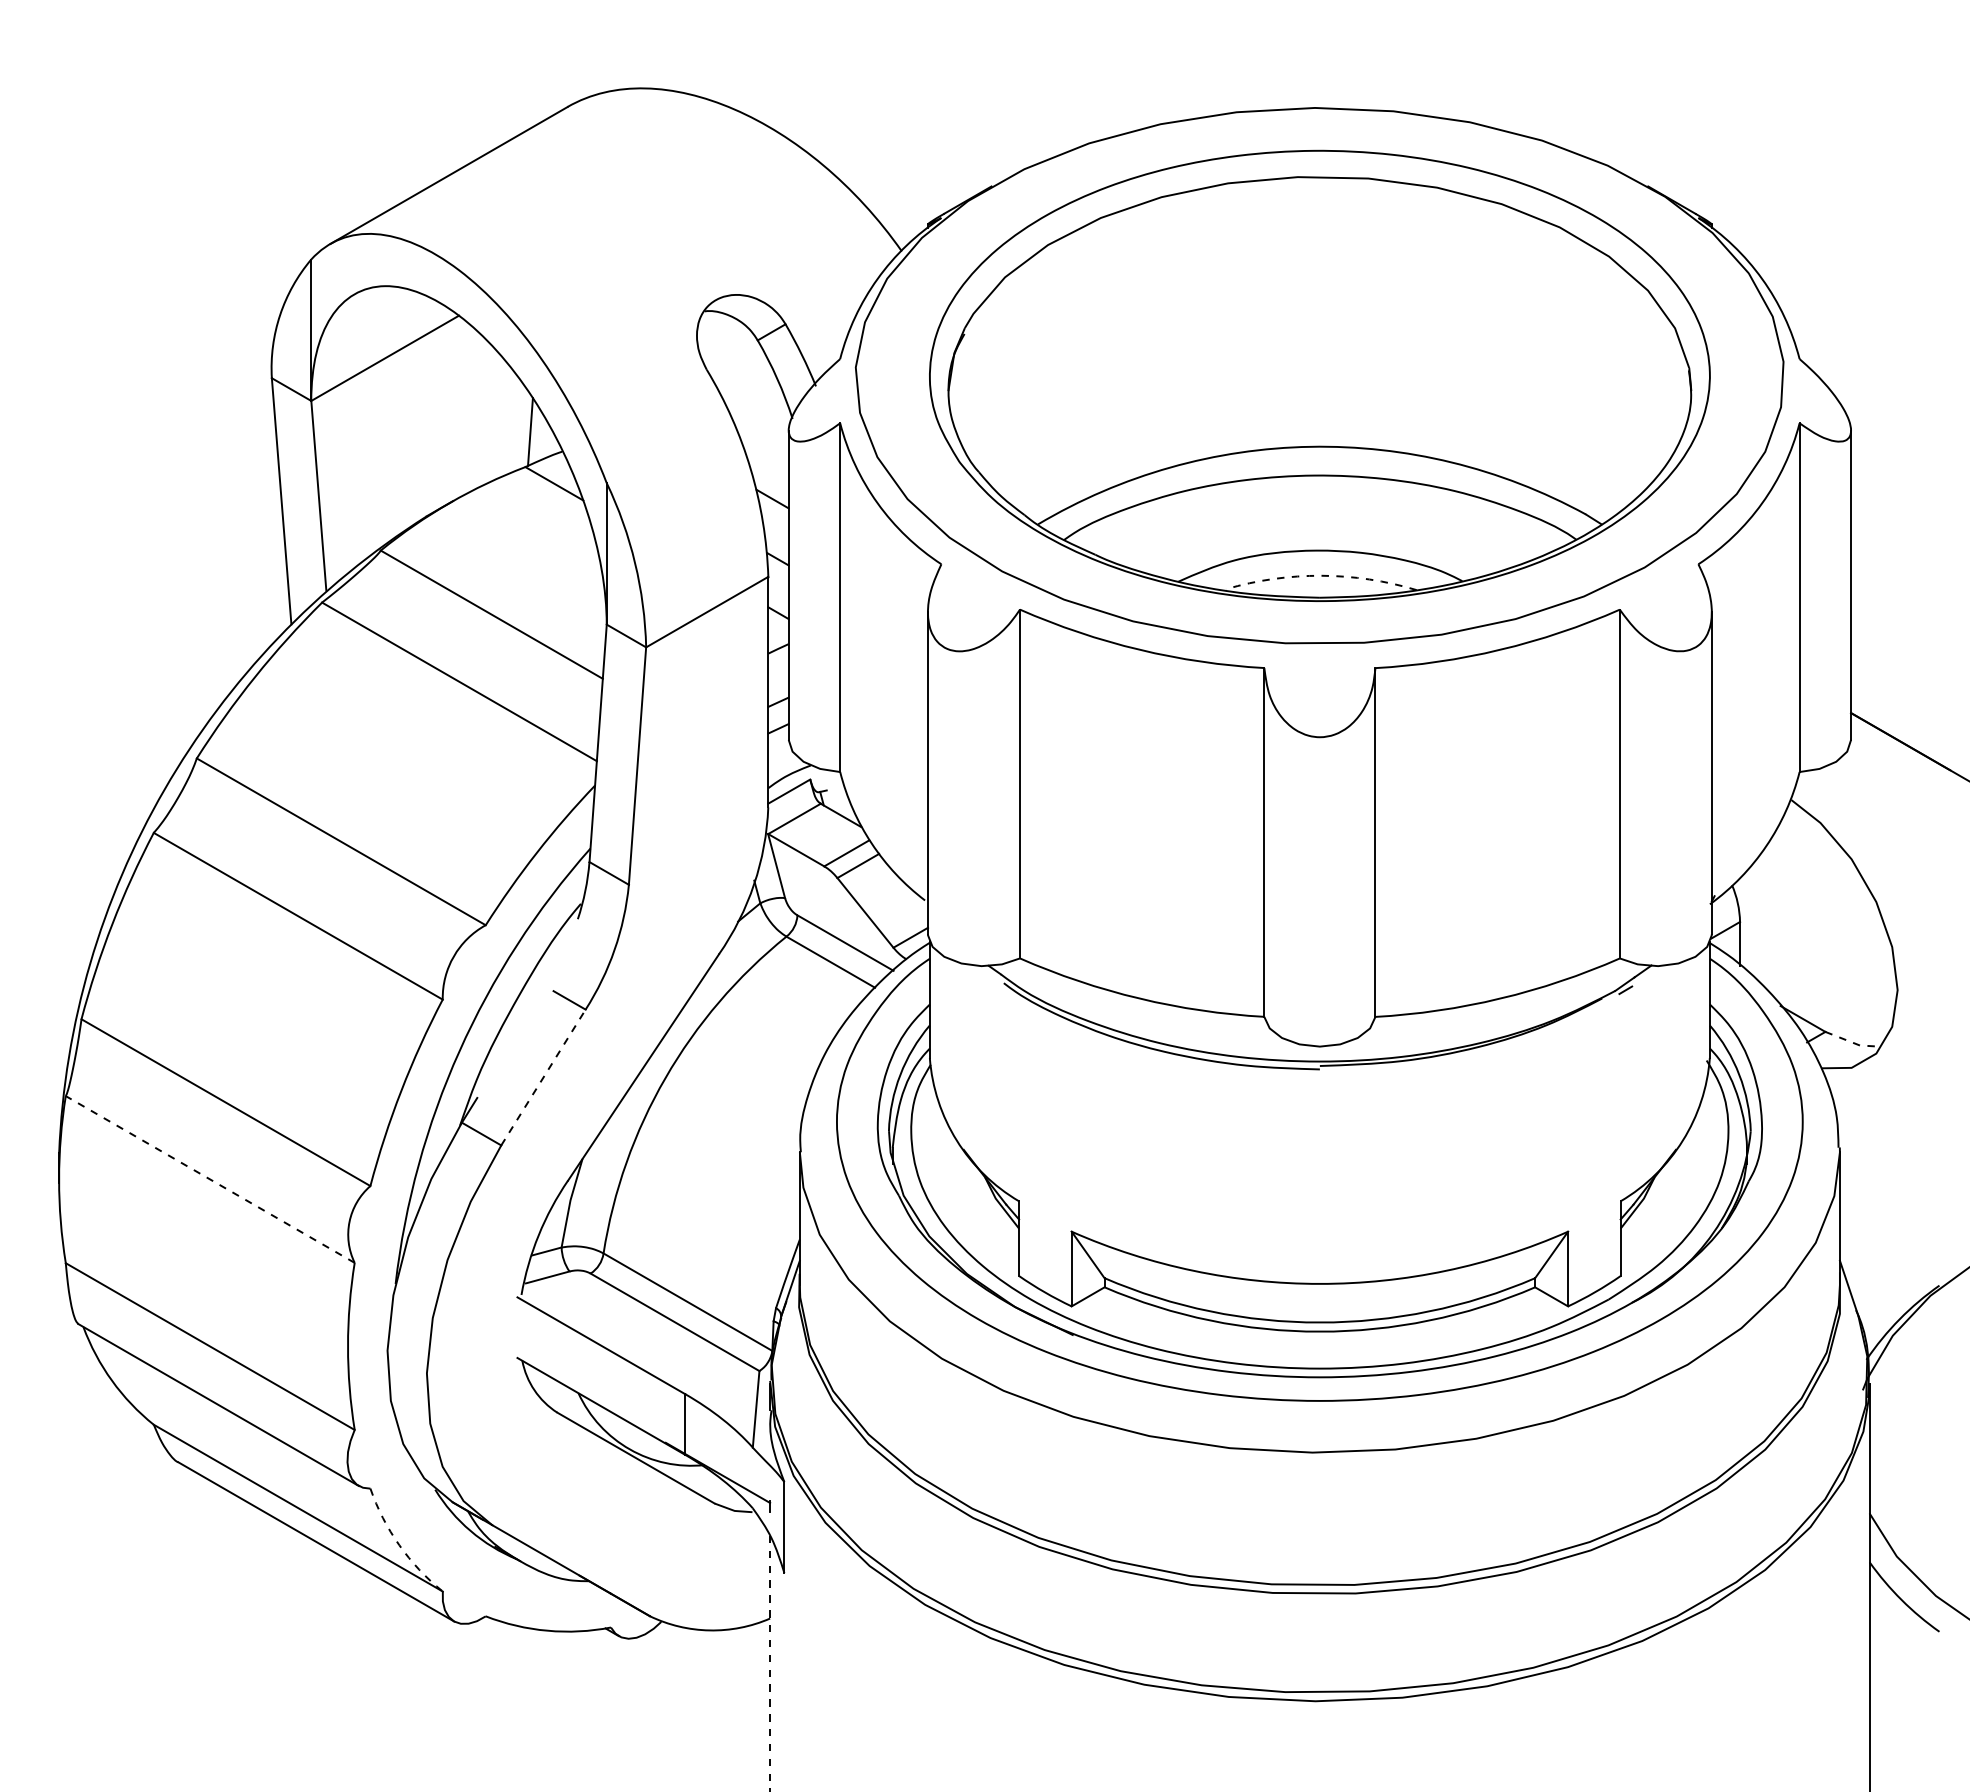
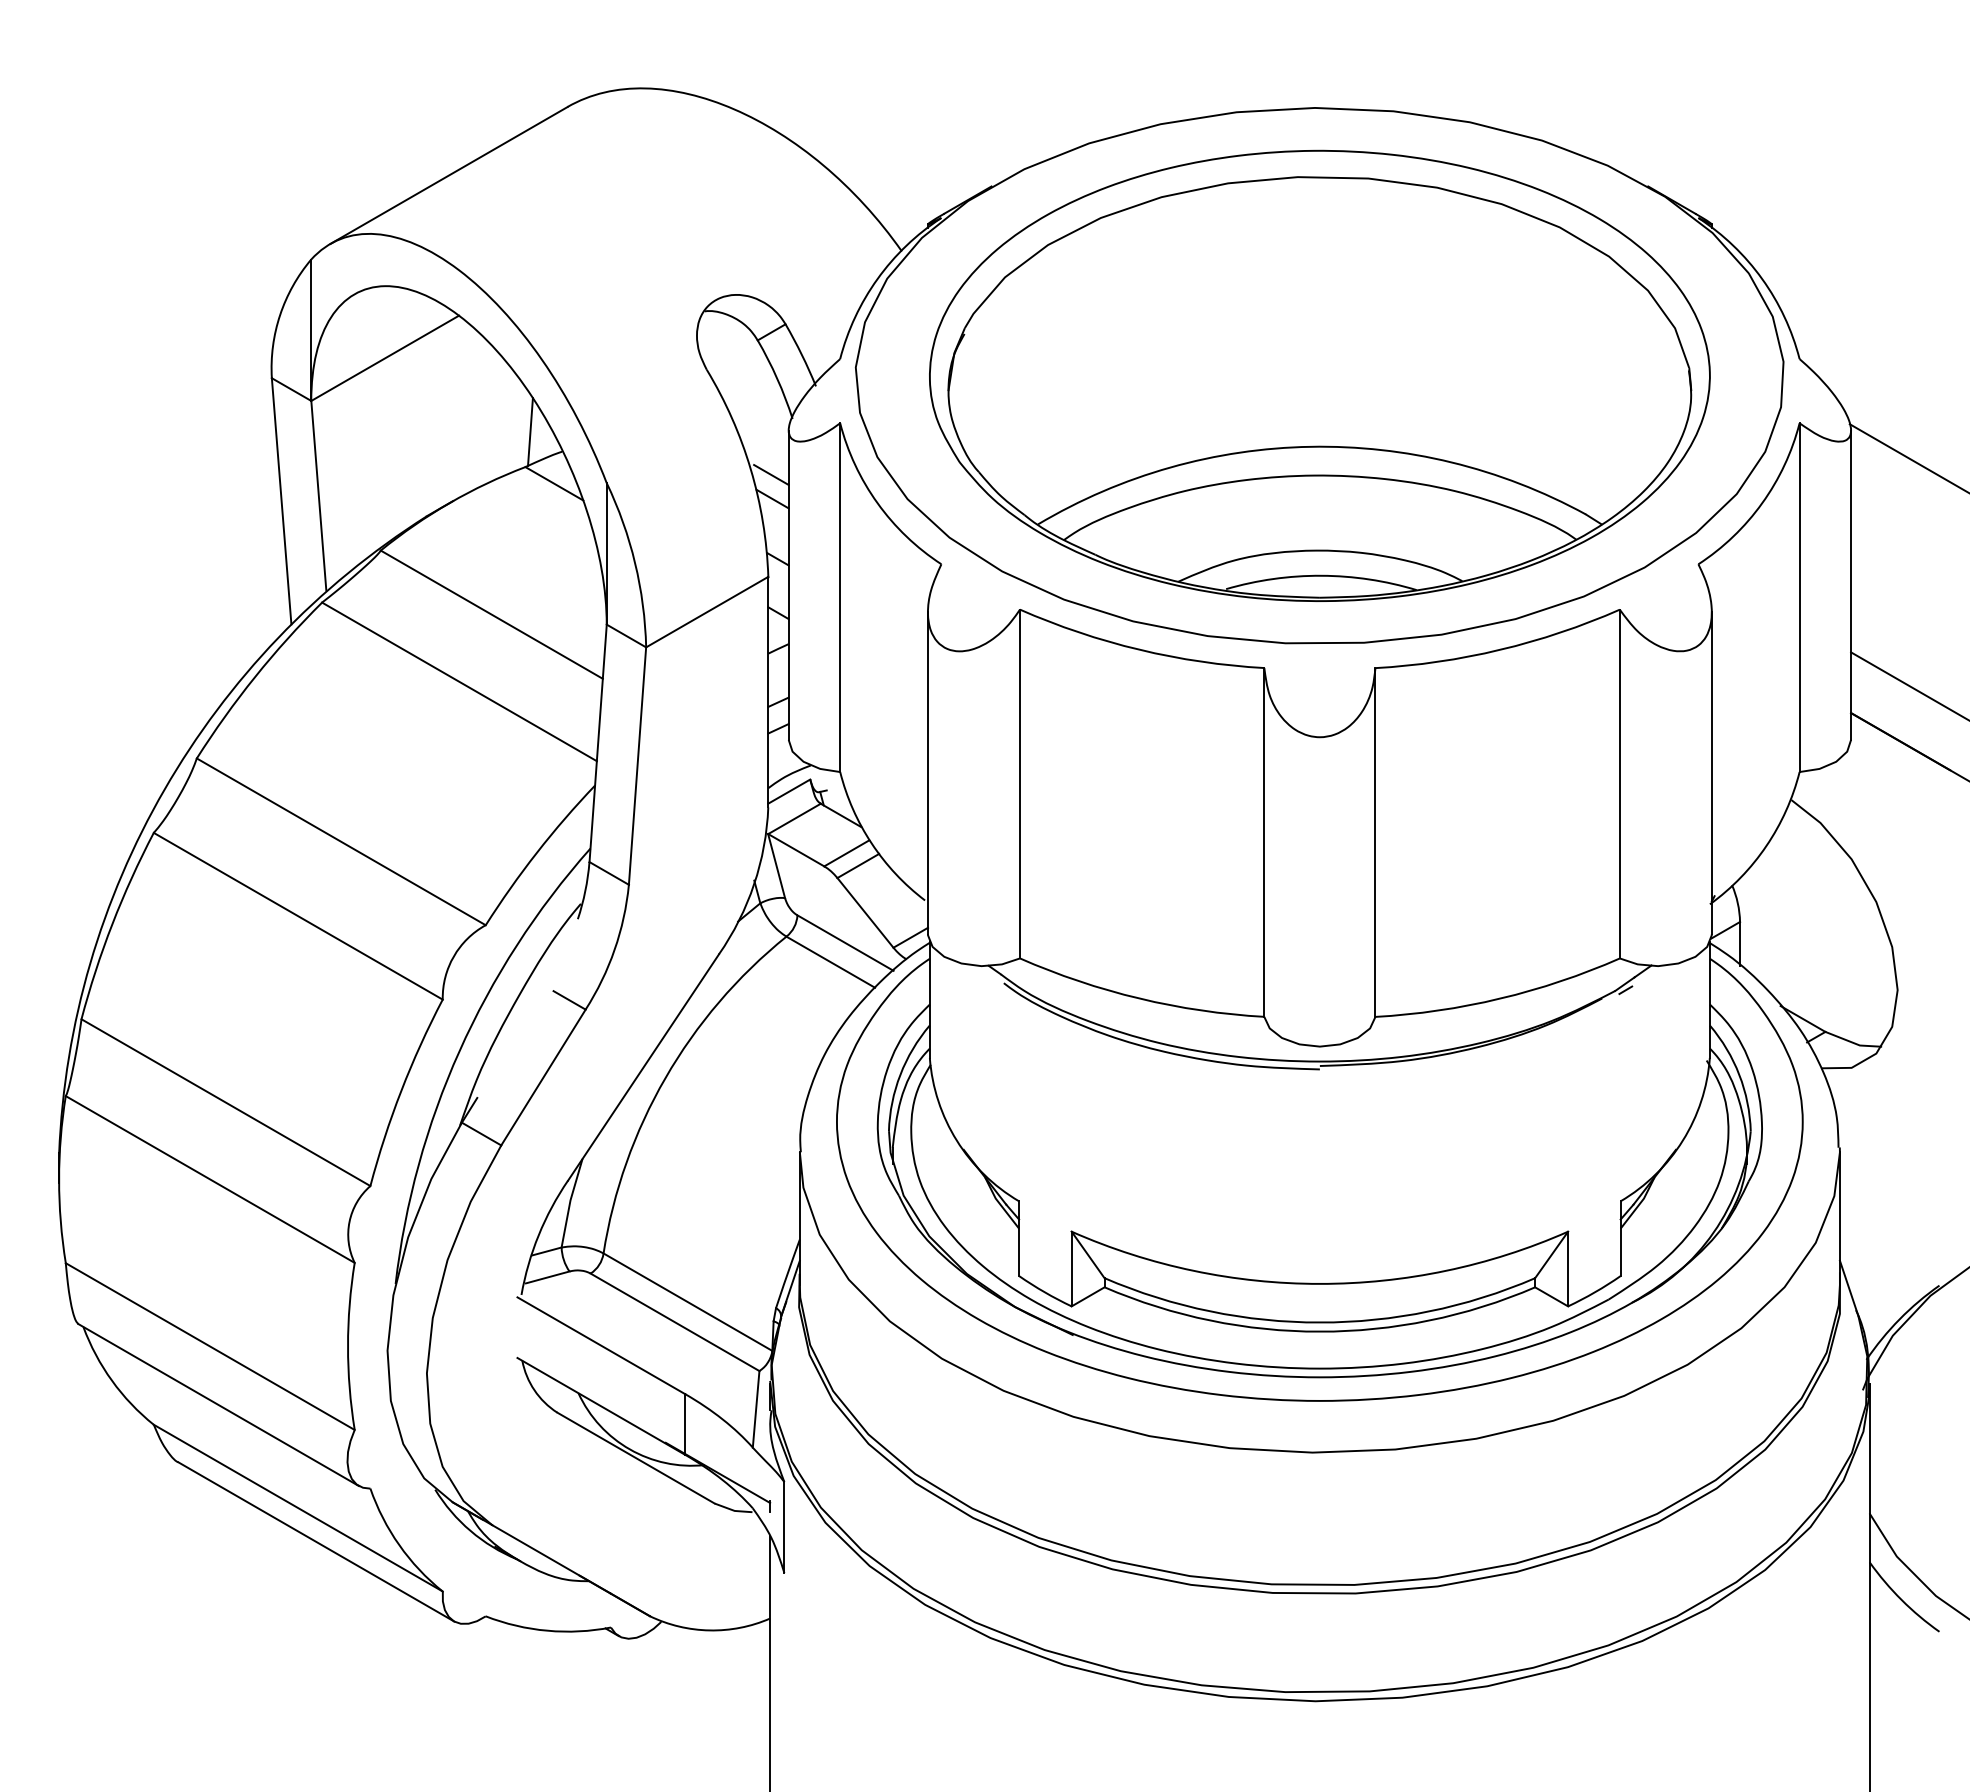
line: none -> present (1907, 457)
line: none -> present (771, 474)
arc: dashed -> solid (1321, 575)
line: none -> present (1908, 685)
line: dashed -> solid (1853, 1043)
line: dashed -> solid (543, 1077)
line: dashed -> solid (210, 1179)
arc: dashed -> solid (399, 1545)
line: dashed -> solid (770, 1663)
